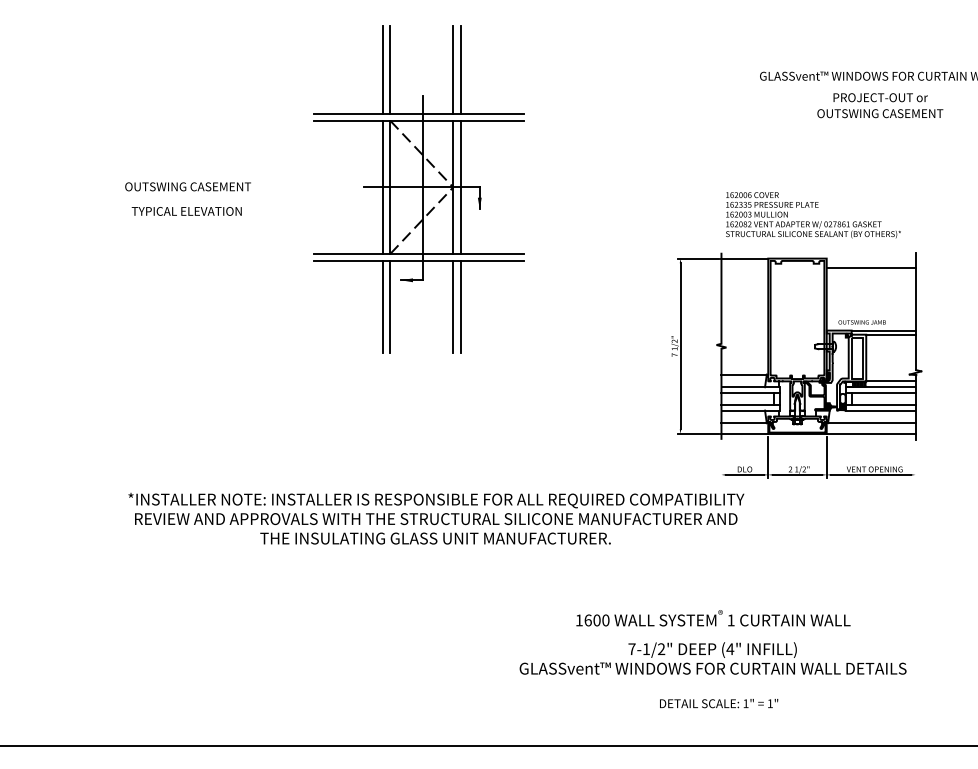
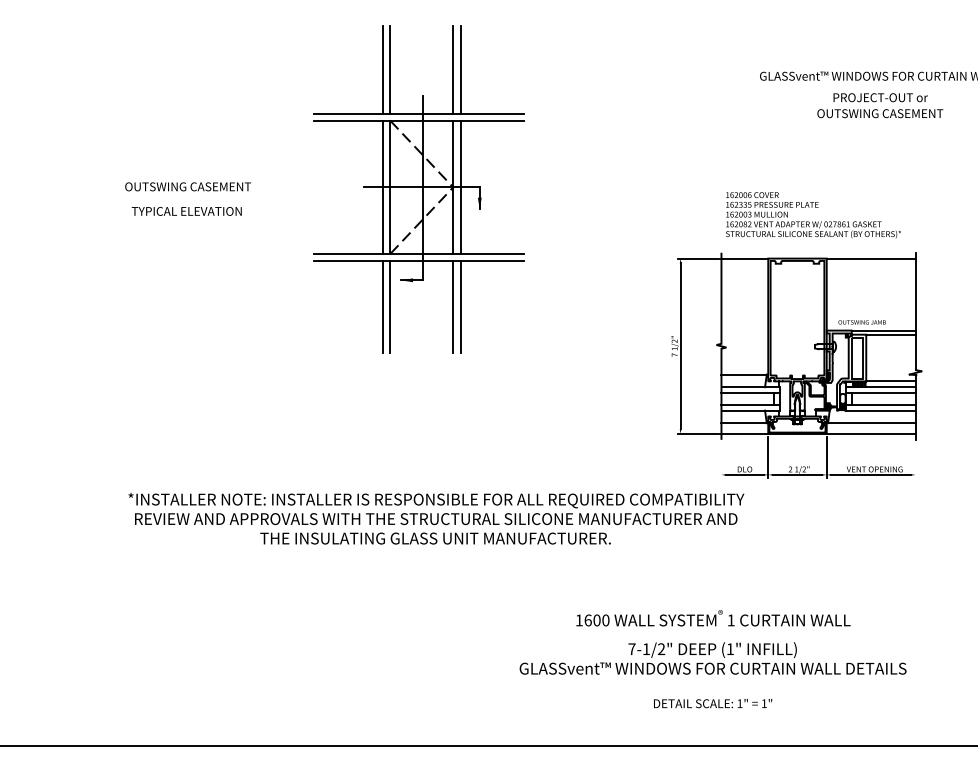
line position: (871, 267) -> (871, 258) (871, 258)
text: (4" -> (1" (730, 648)
text position: (719, 703) -> (713, 703) (713, 703)
